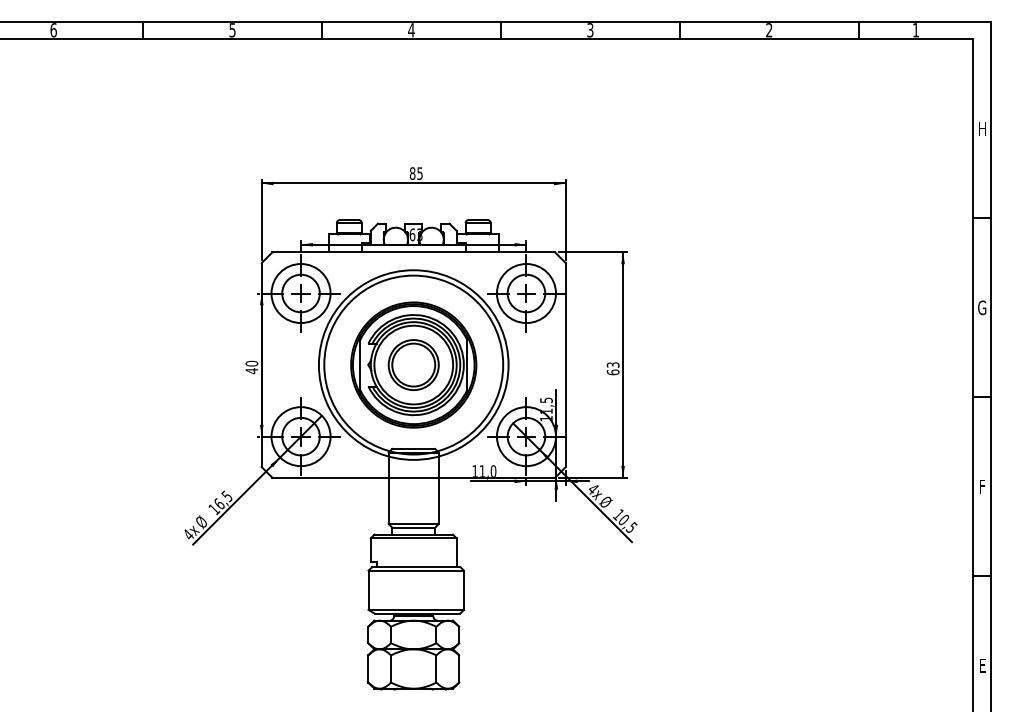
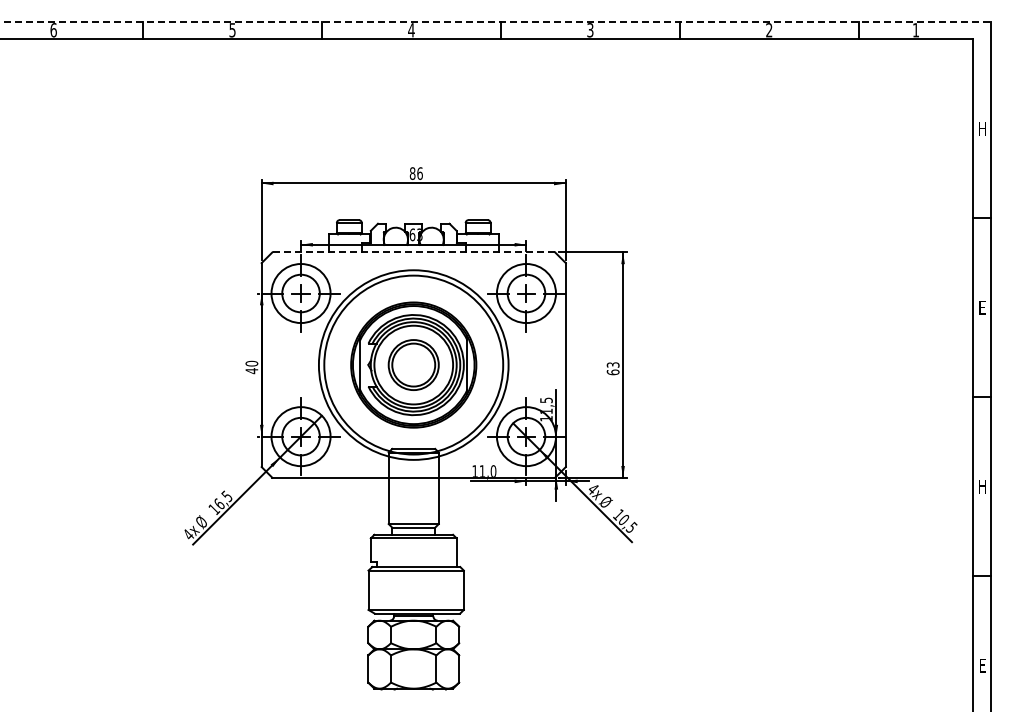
line: solid -> dashed (496, 21)
text: 85 -> 86 (419, 173)
line: solid -> dashed (413, 252)
text: G -> E (982, 307)
text: F -> H (982, 486)
